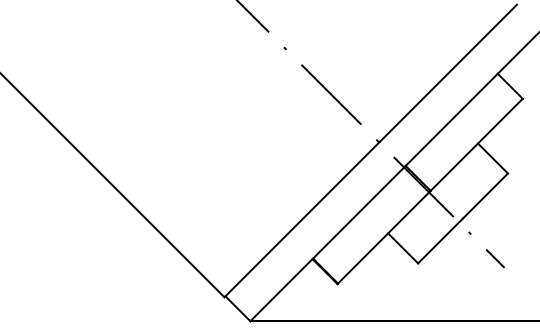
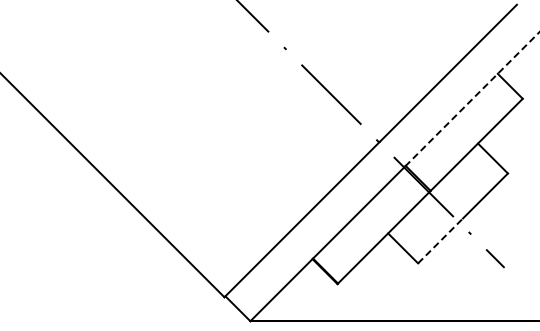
line: solid -> dashed (472, 99)
line: solid -> dashed (440, 240)
